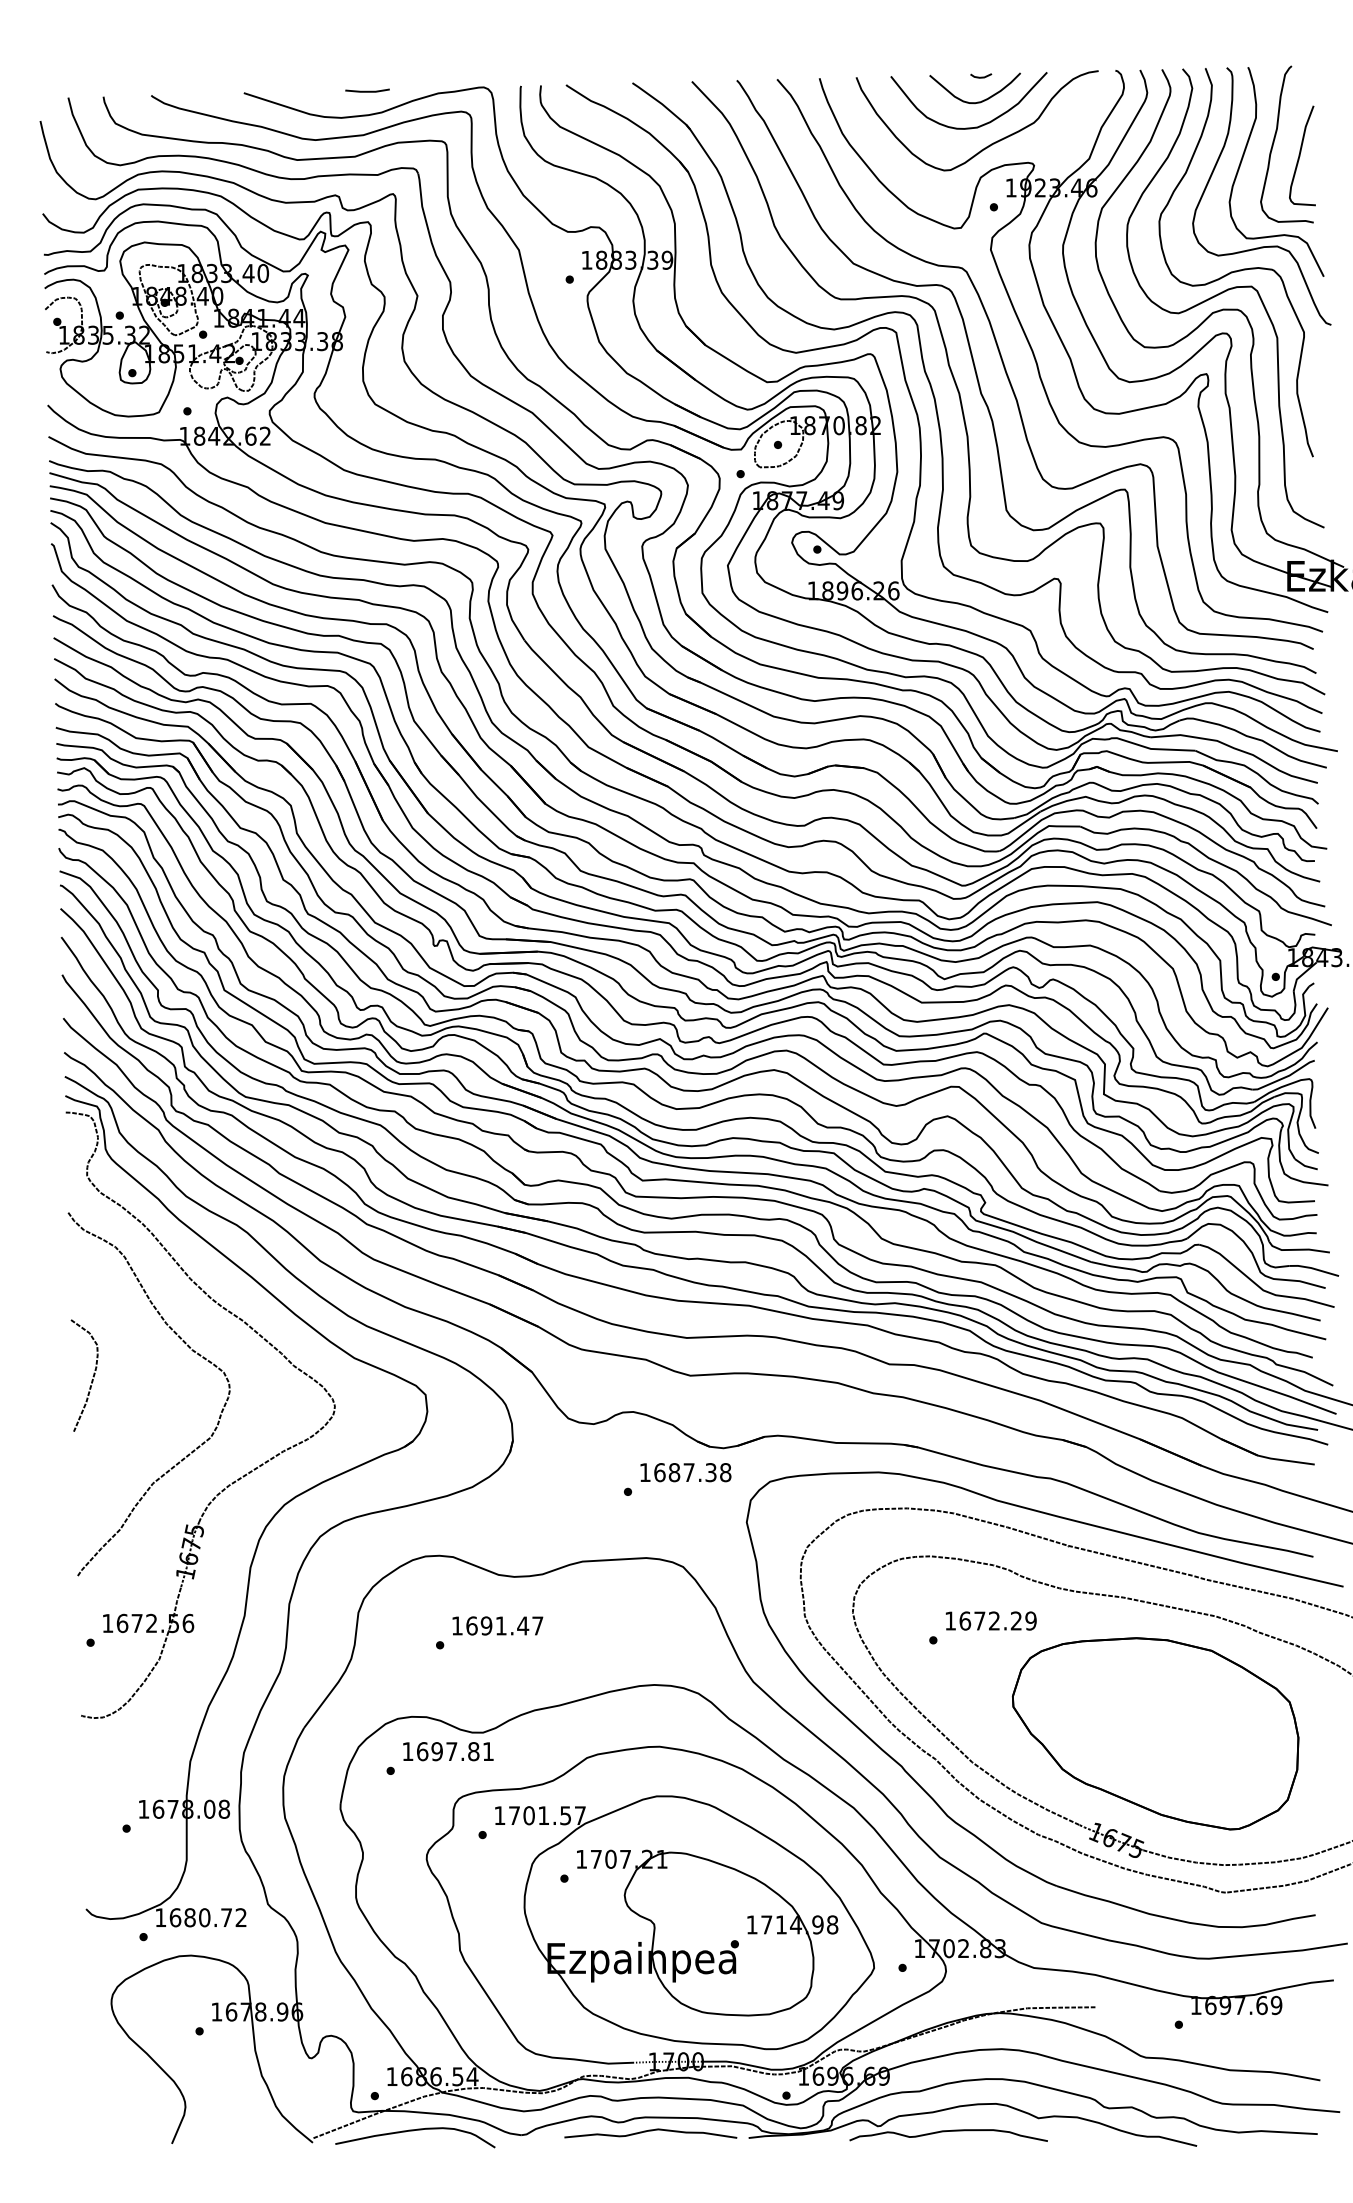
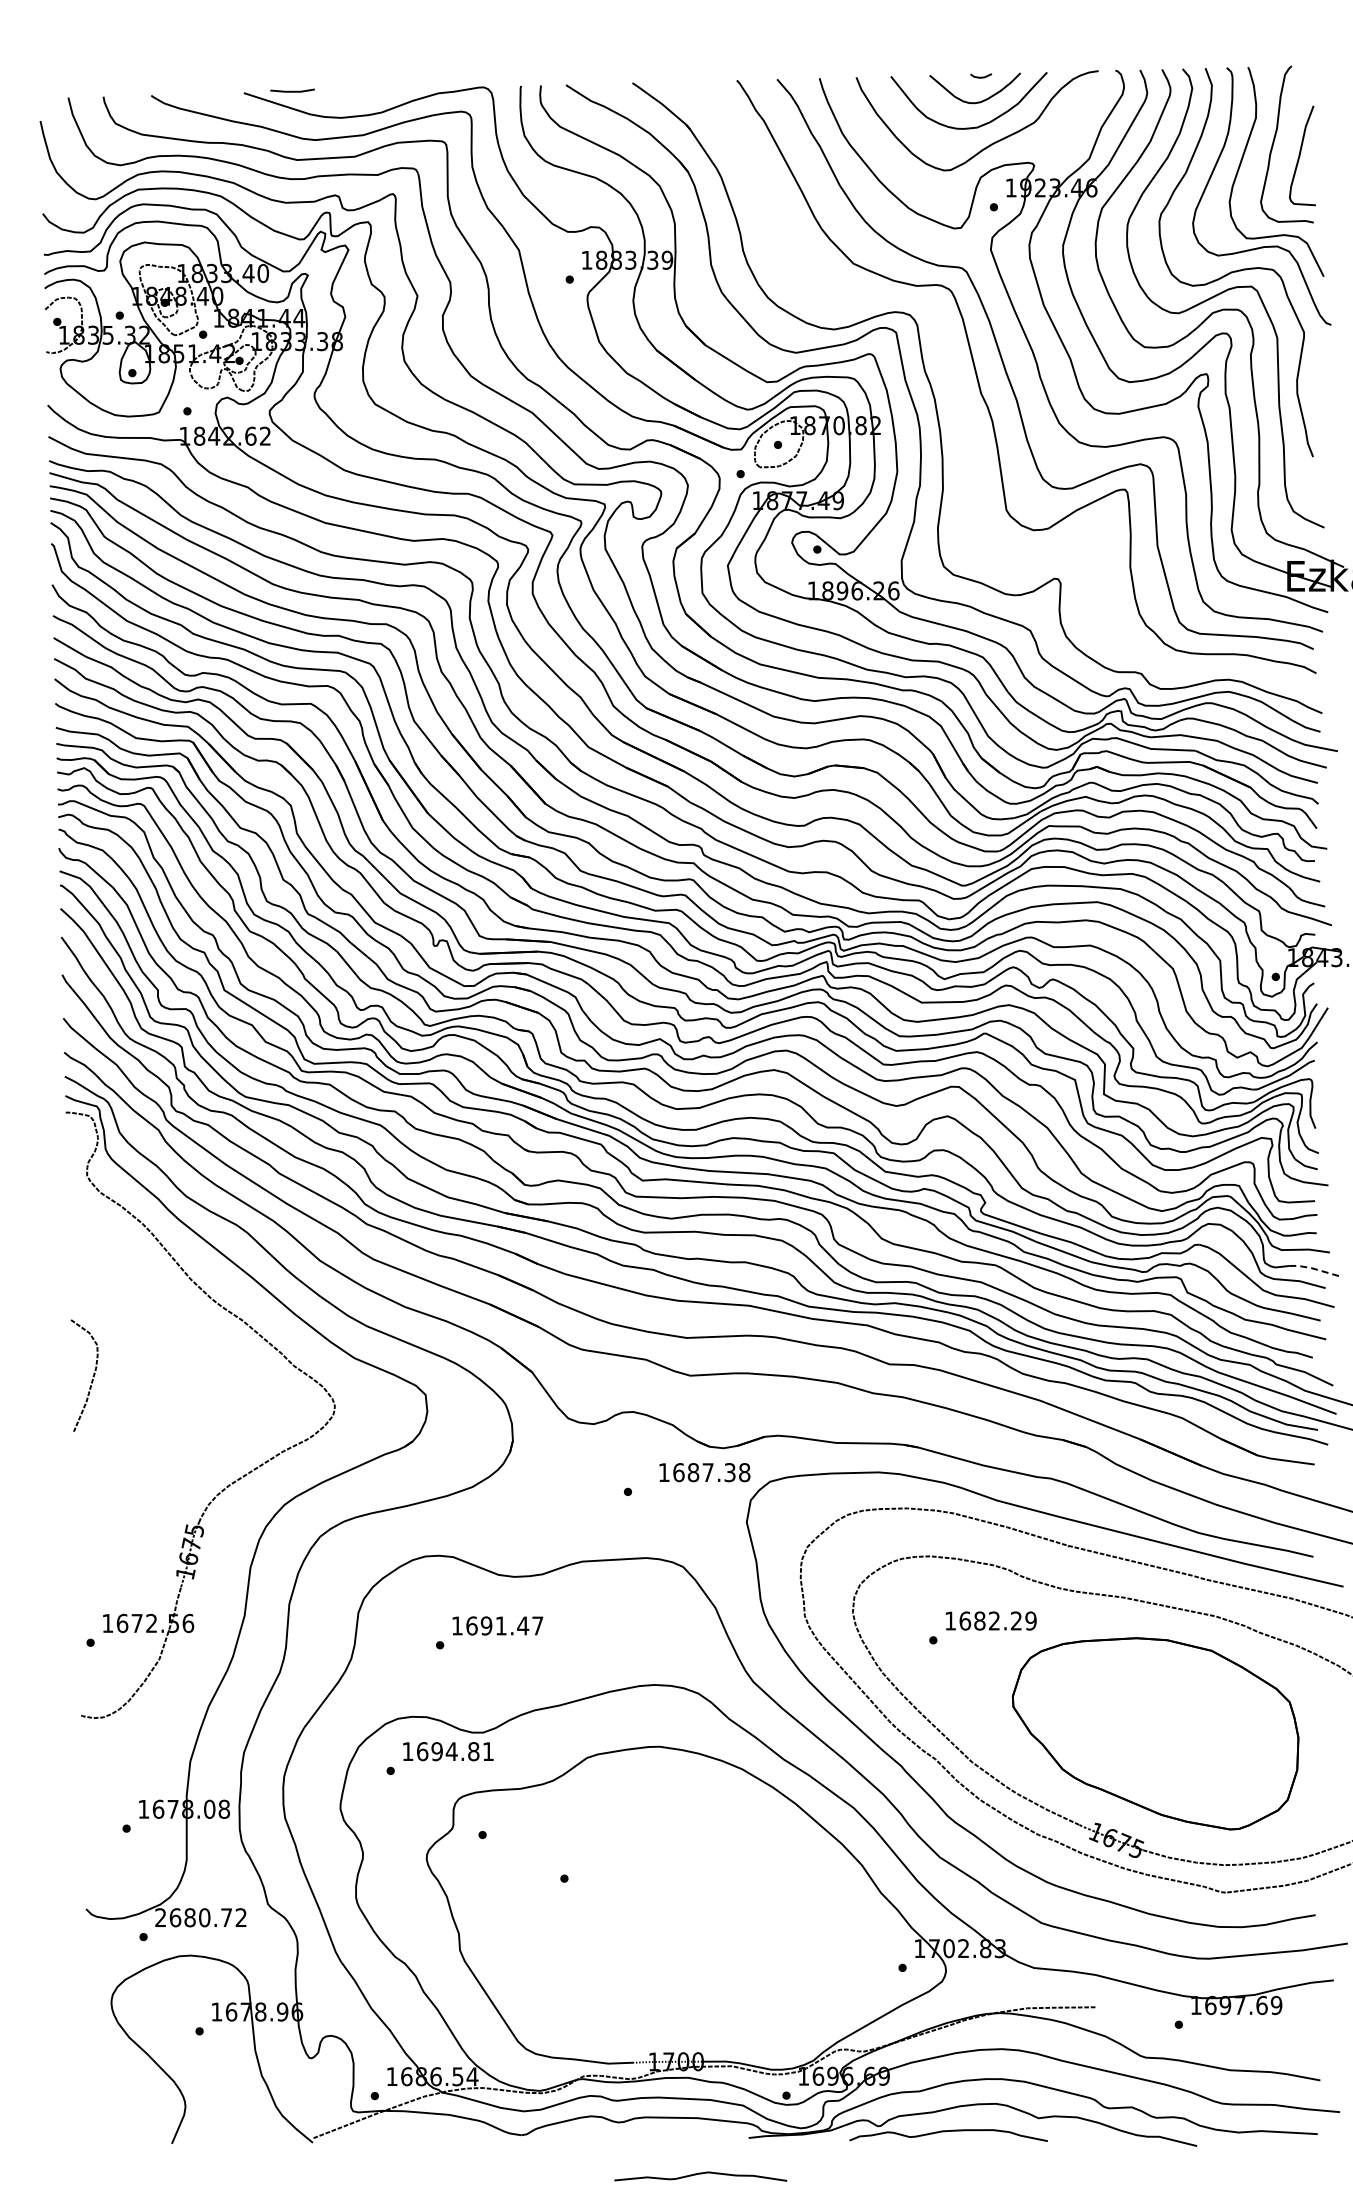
curve position: (367, 90) -> (292, 90) (292, 90)
curve: present -> none (961, 398)
line: solid -> dashed (1313, 1268)
curve: present -> none (191, 1350)
text position: (685, 1472) -> (704, 1472) (704, 1472)
text: 1672.29 -> 1682.29 (979, 1620)
text: 1697.81 -> 1694.81 (451, 1751)
text: 1680.72 -> 2680.72 (160, 1917)
part: present -> none (684, 1922)
curve: present -> none (413, 2131)
curve position: (650, 2131) -> (700, 2174) (700, 2174)
